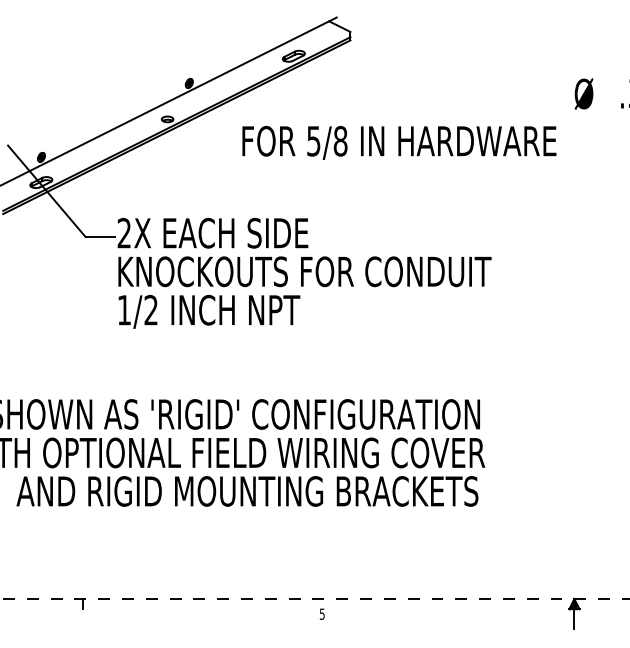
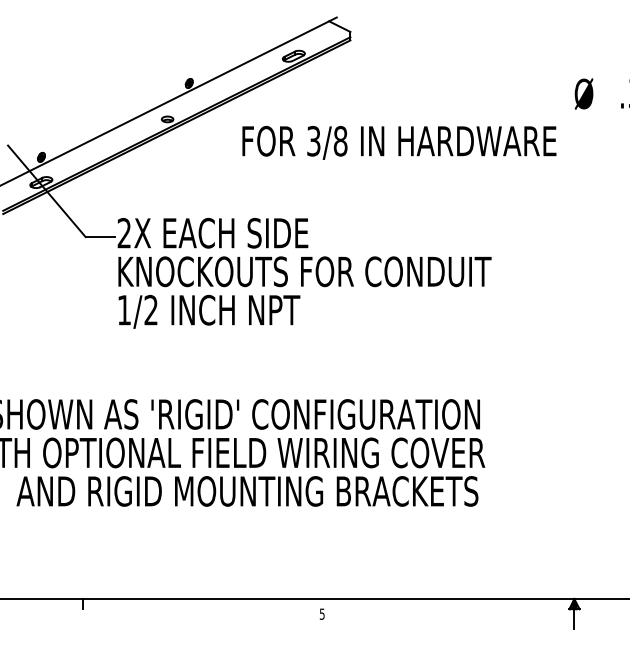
text: 5/8 -> 3/8 (313, 140)
line: dashed -> solid (314, 599)
